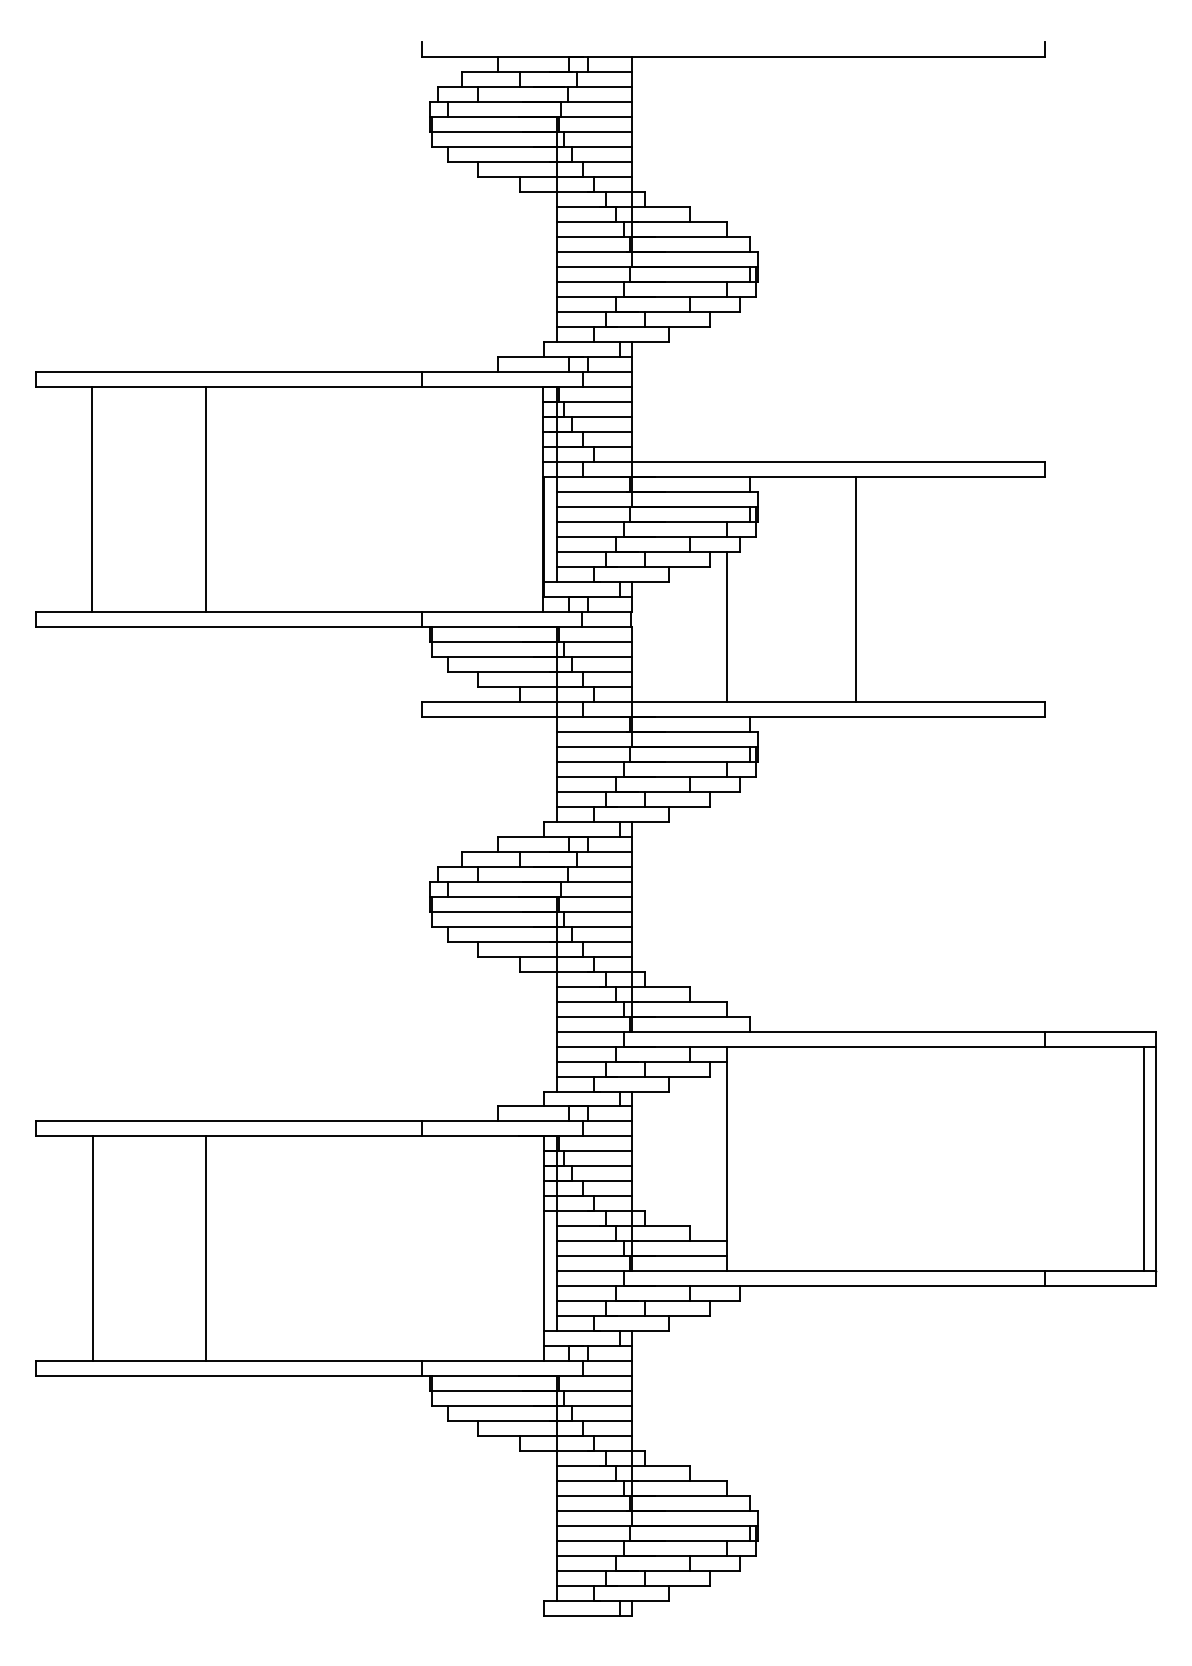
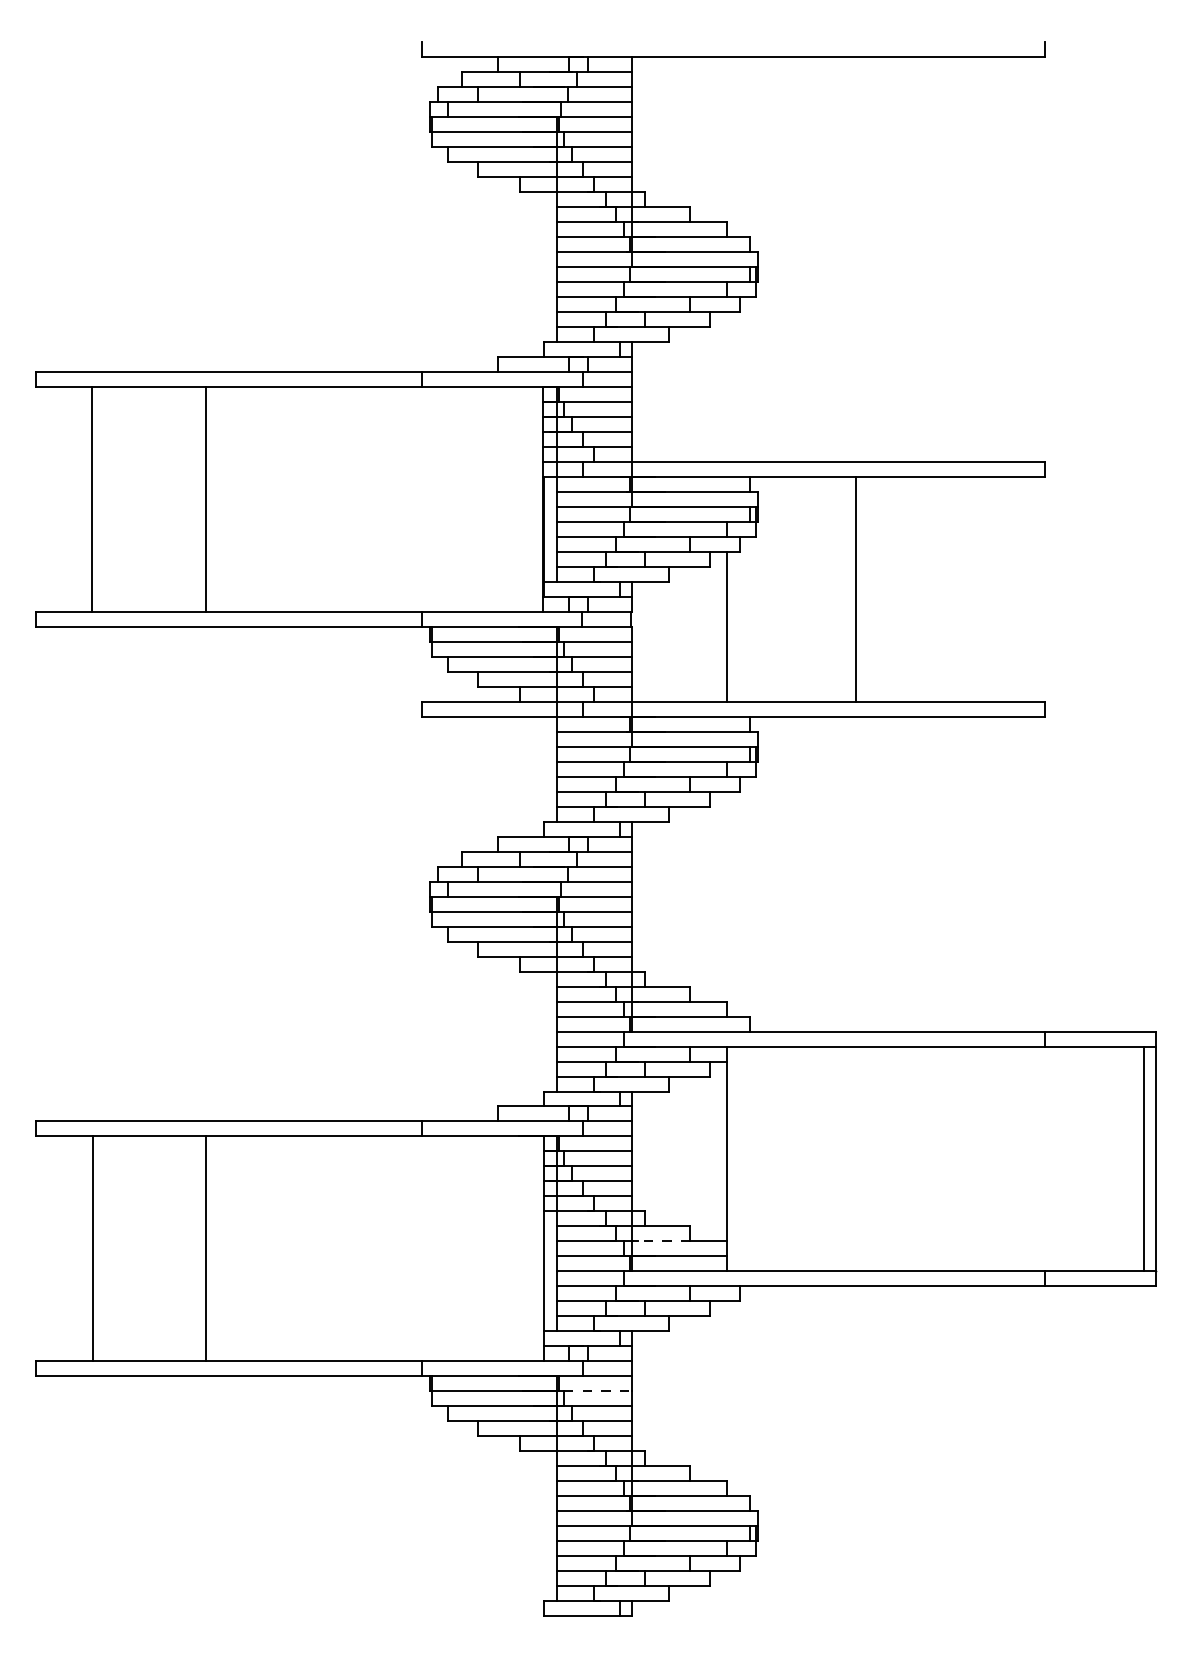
line: solid -> dashed (660, 1241)
line: solid -> dashed (597, 1391)
